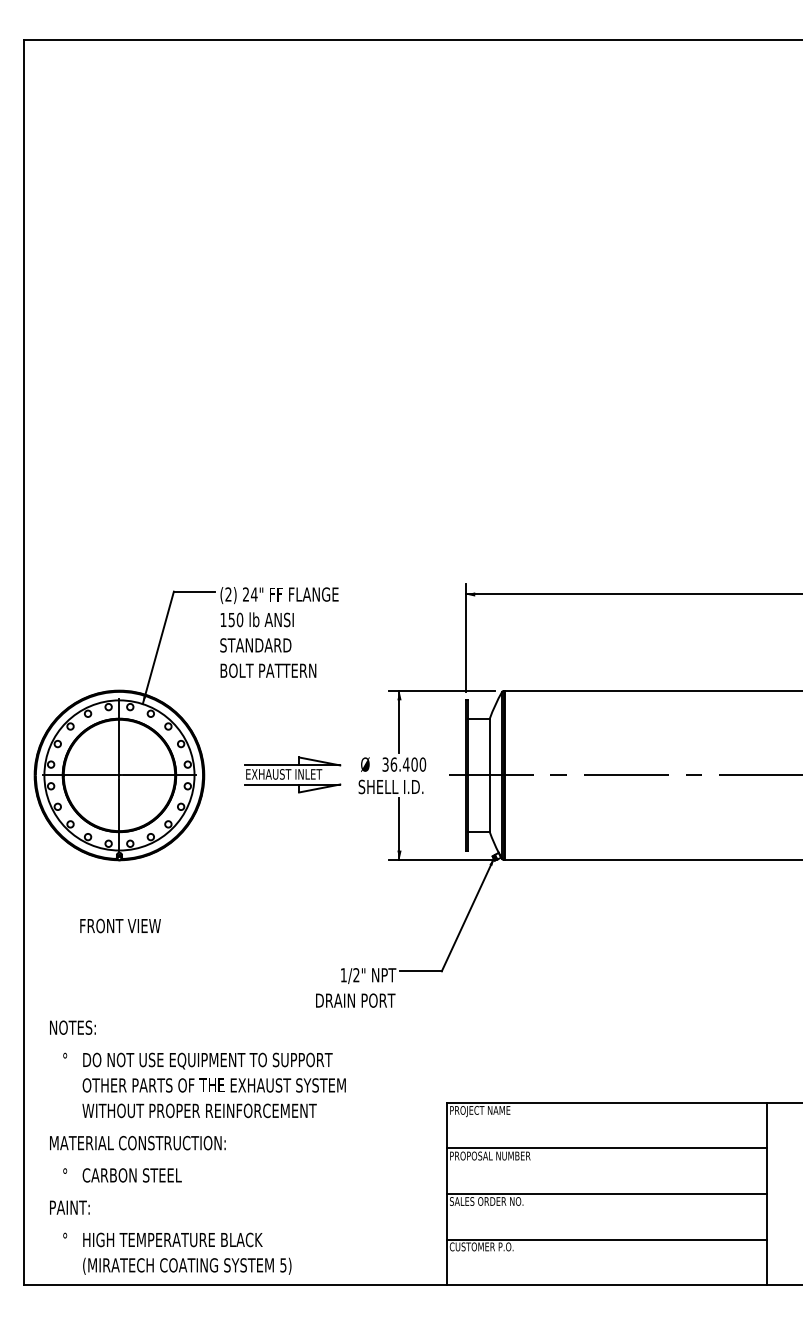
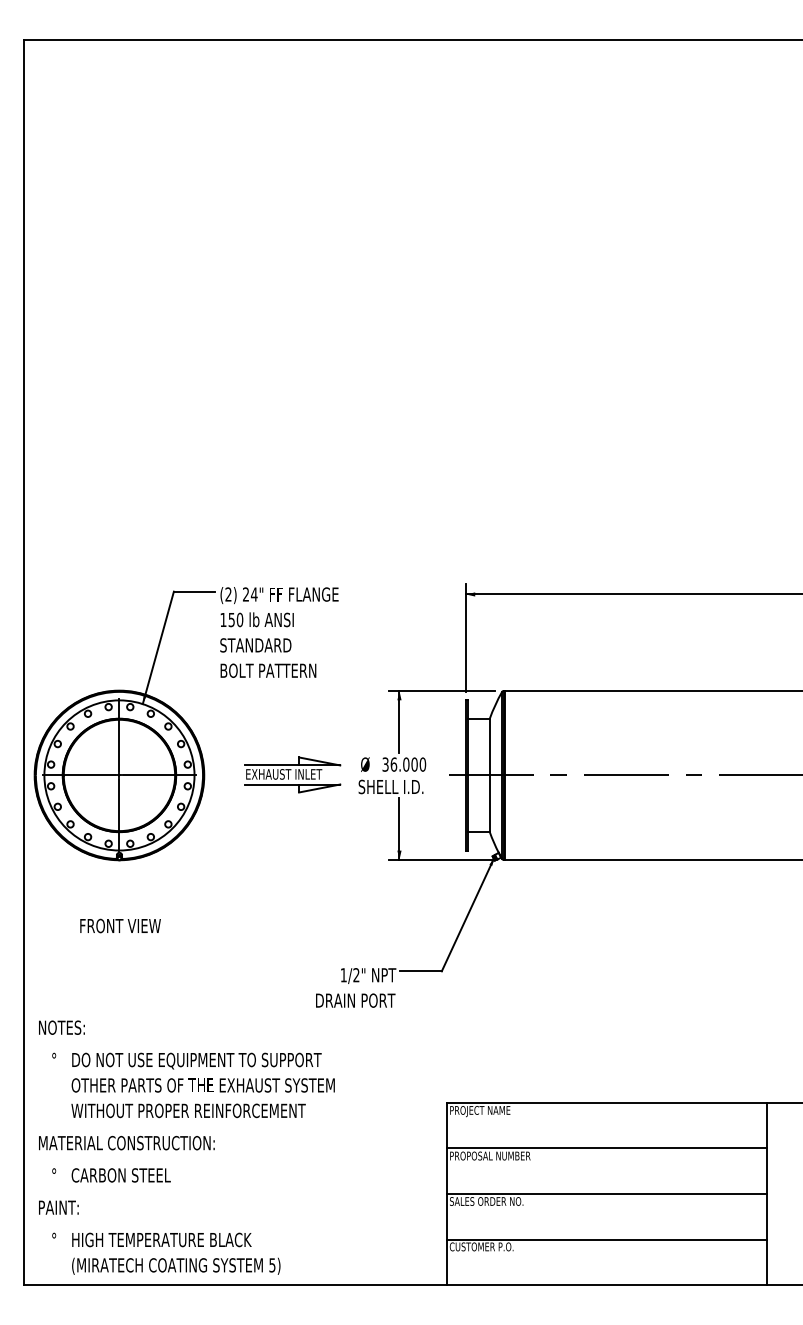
text: 36.400 -> 36.000 (405, 764)
text position: (197, 1147) -> (186, 1147) (186, 1147)
